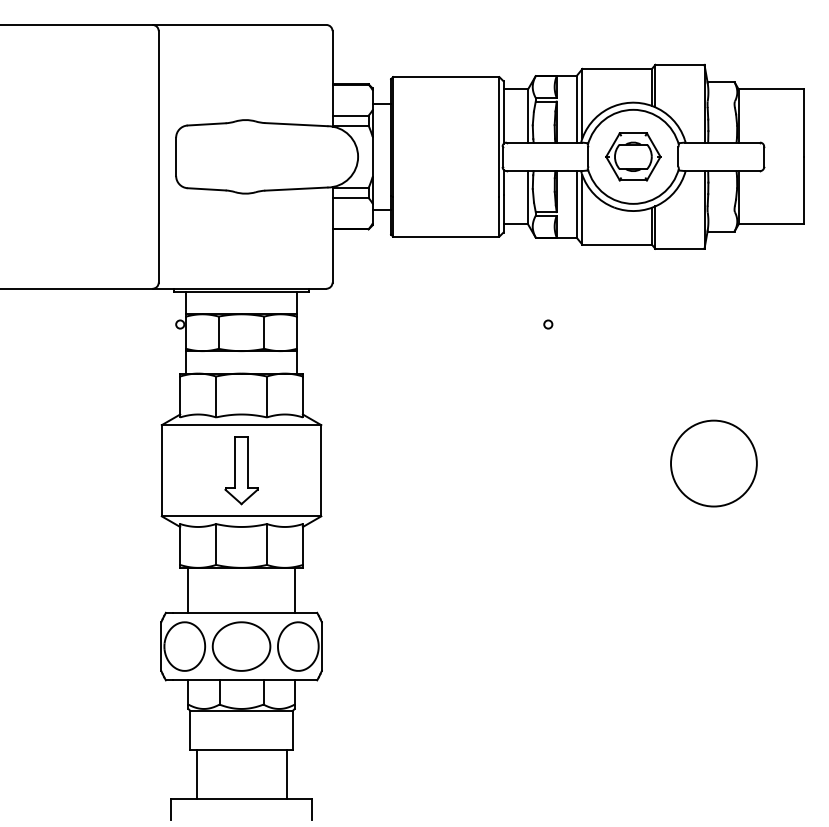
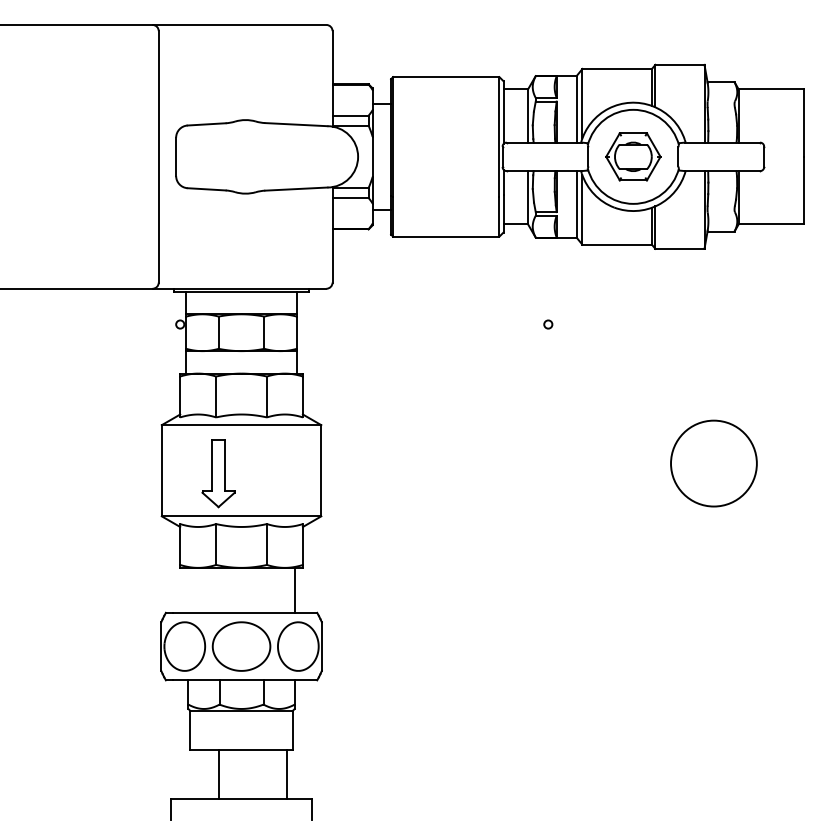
part position: (241, 470) -> (218, 473) (218, 473)
line: present -> none (188, 589)
line position: (196, 773) -> (218, 773) (218, 773)
